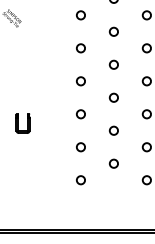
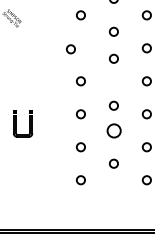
circle position: (80, 48) -> (70, 49) (70, 49)
circle position: (113, 64) -> (113, 58) (113, 58)
circle position: (113, 97) -> (113, 105) (113, 105)
part size: 16x21 px -> 21x28 px (23, 123)
circle size: 11x11 px -> 16x16 px (113, 130)
